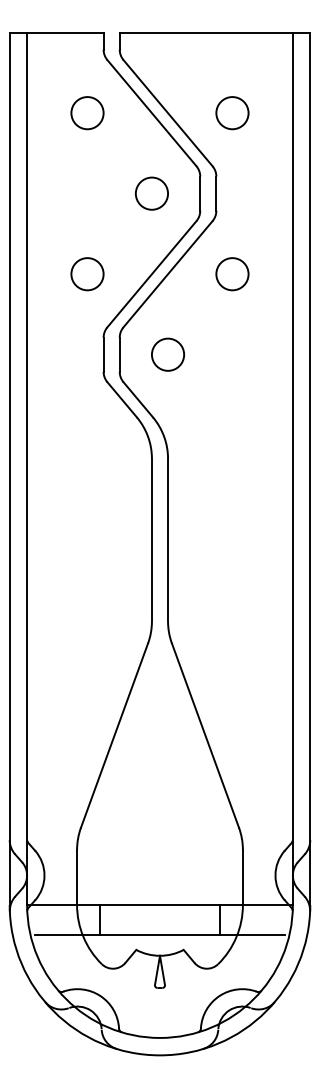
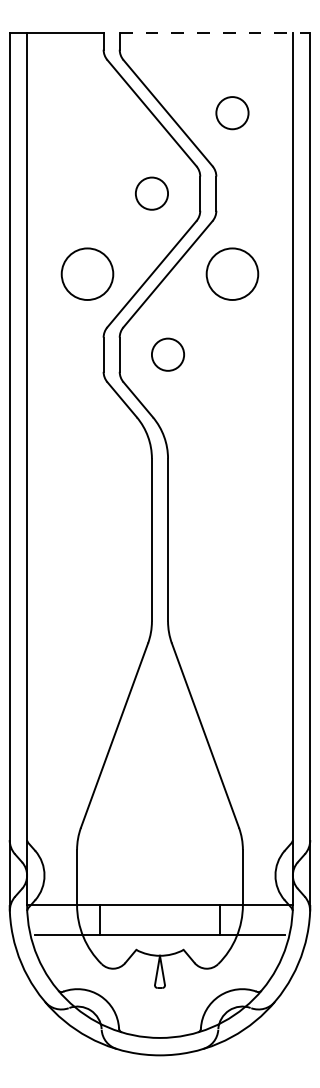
line: solid -> dashed (215, 32)
circle: present -> none (87, 113)
circle diameter: 32 px -> 52 px (87, 273)
circle diameter: 32 px -> 52 px (232, 273)
